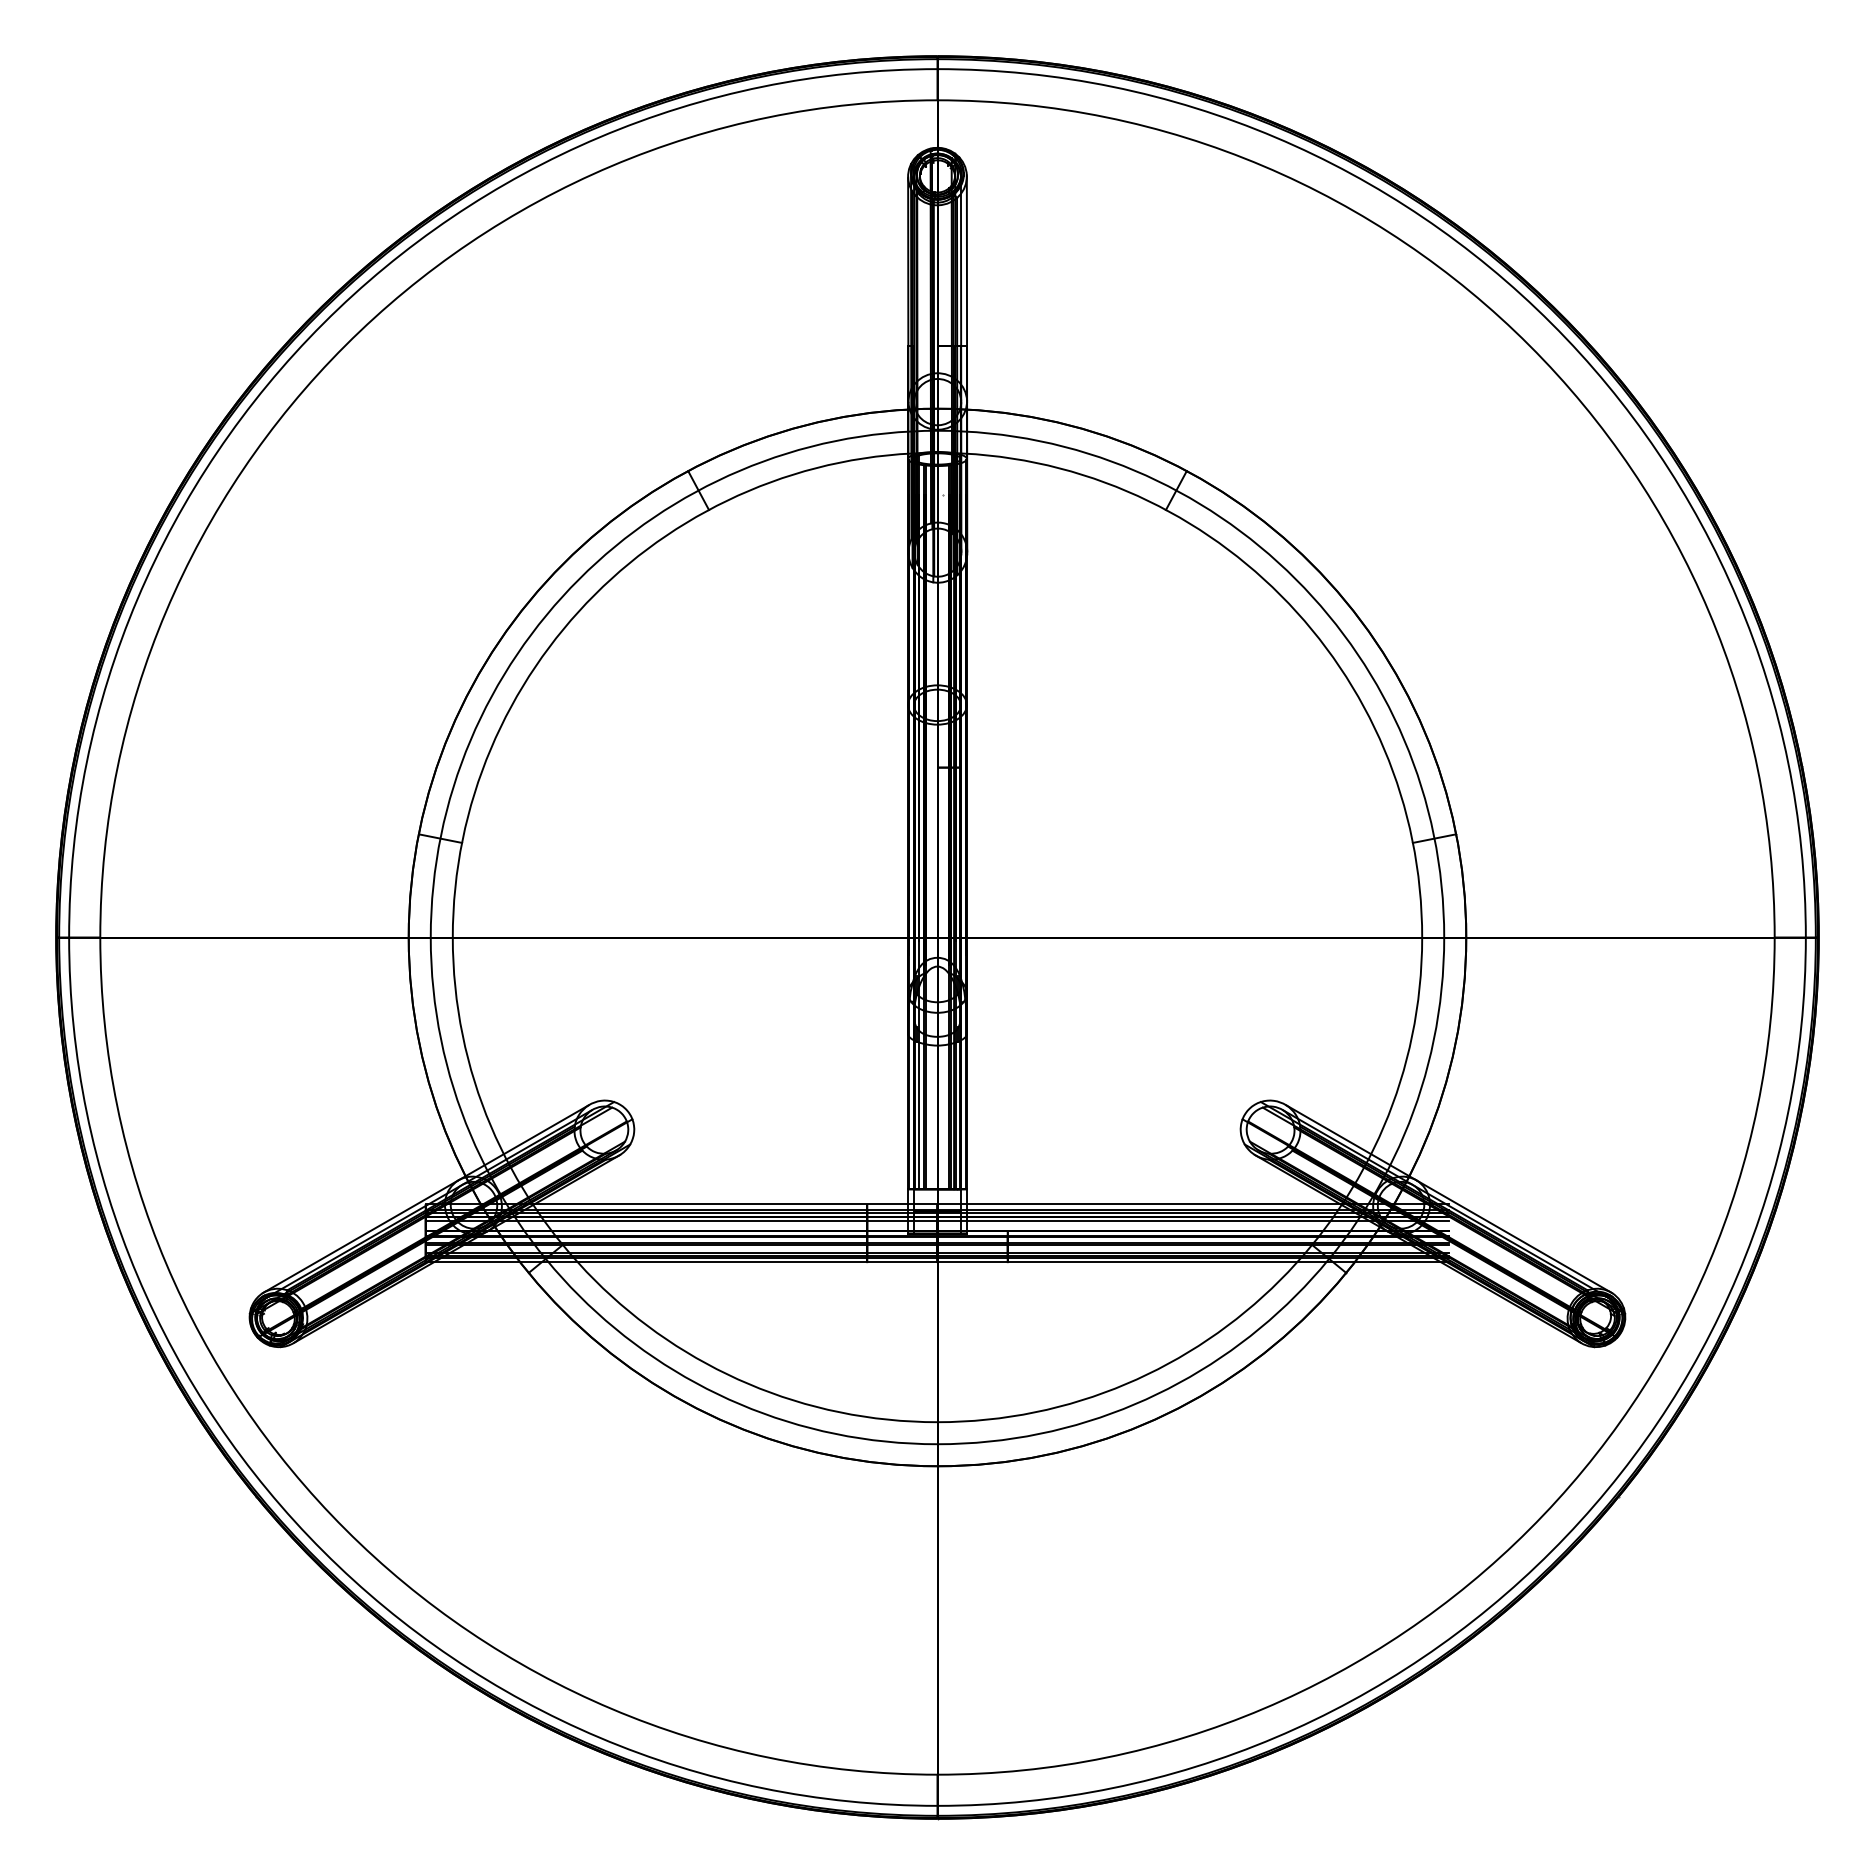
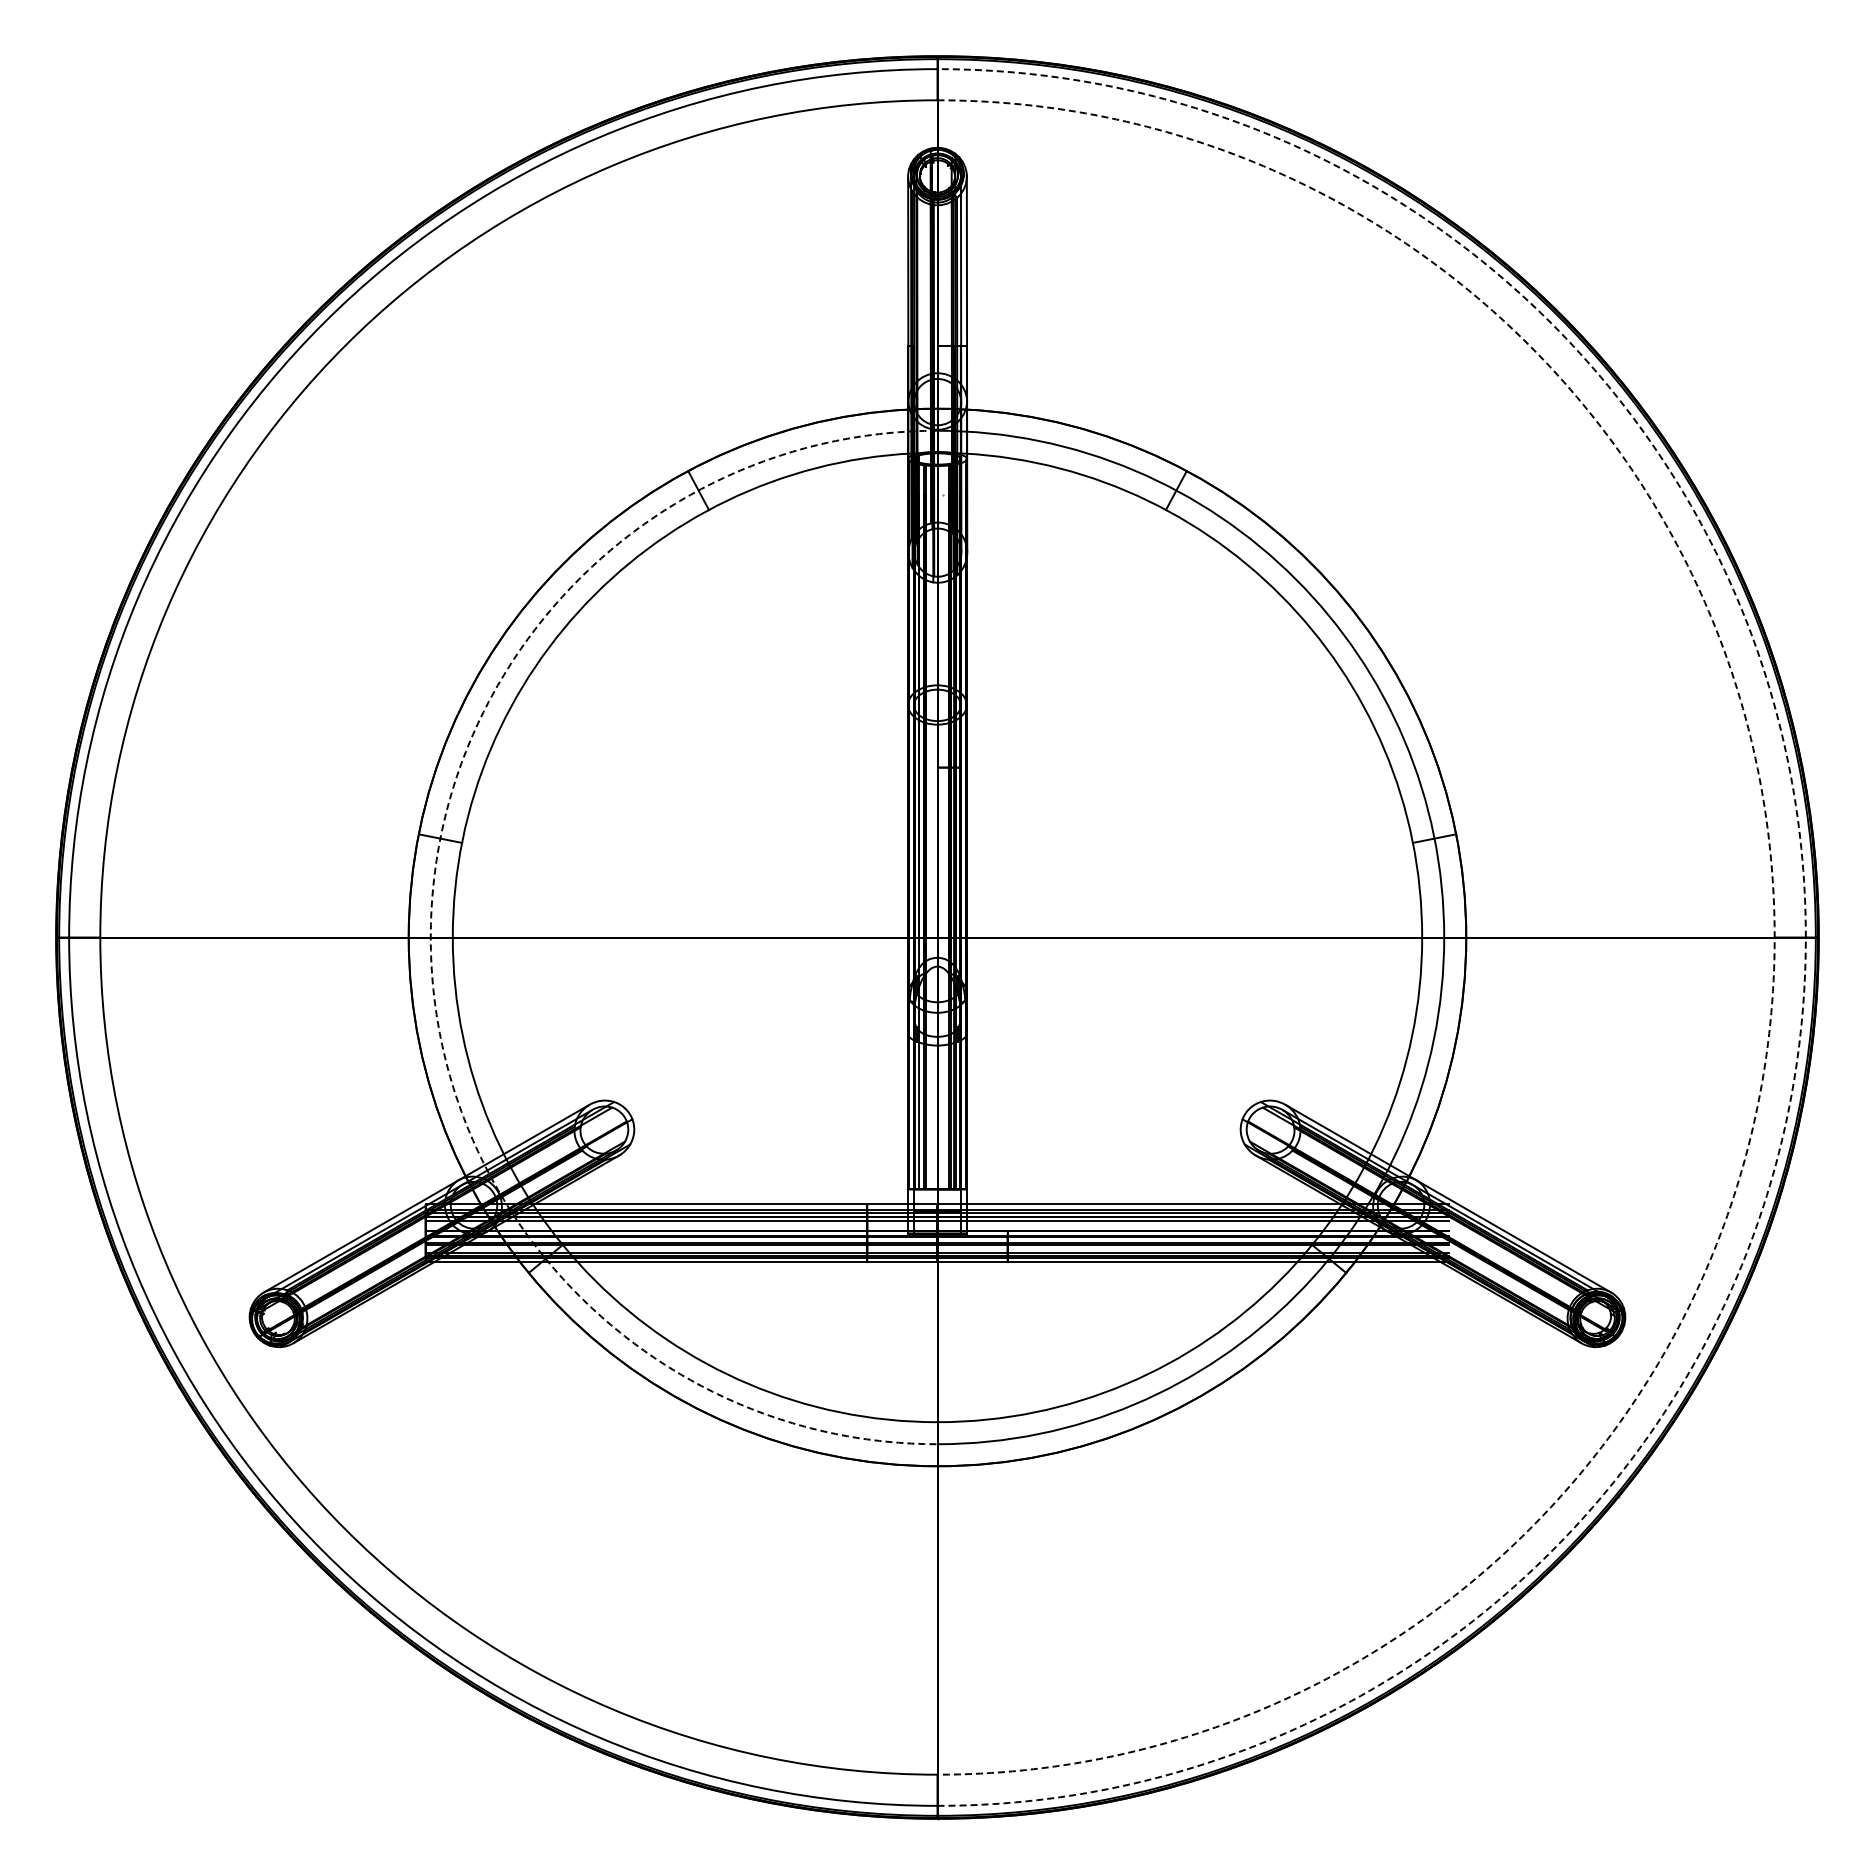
arc: solid -> dashed (430, 937)
arc: solid -> dashed (1774, 937)
arc: solid -> dashed (1805, 937)
